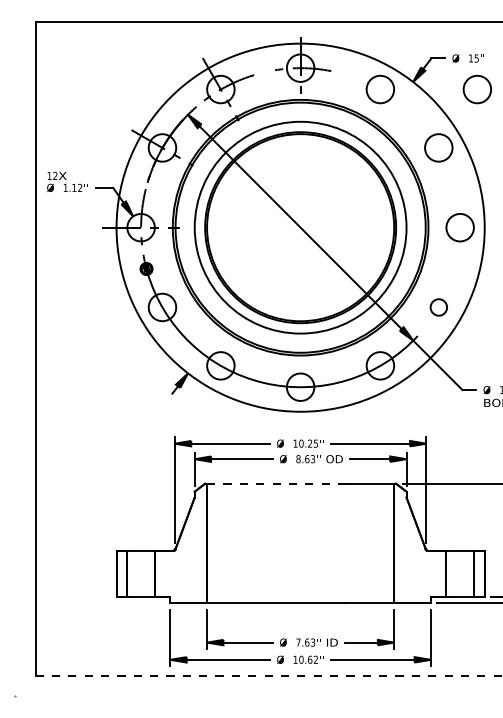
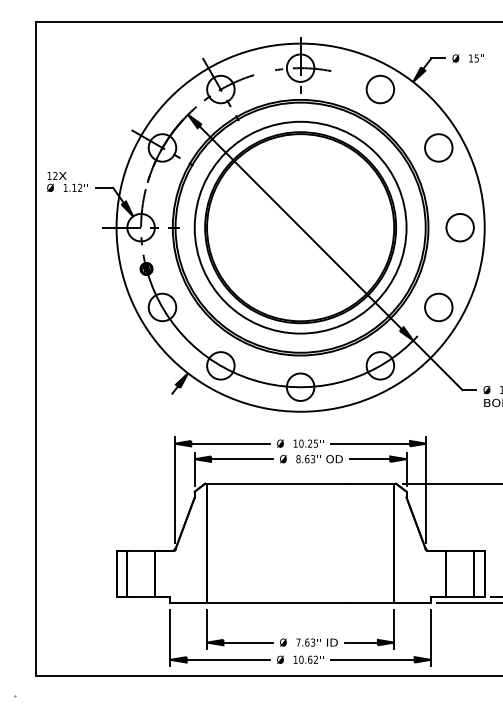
circle: present -> none (476, 89)
circle size: 19x19 px -> 30x31 px (438, 307)
line: dashed -> solid (276, 483)
line: dashed -> solid (269, 676)
